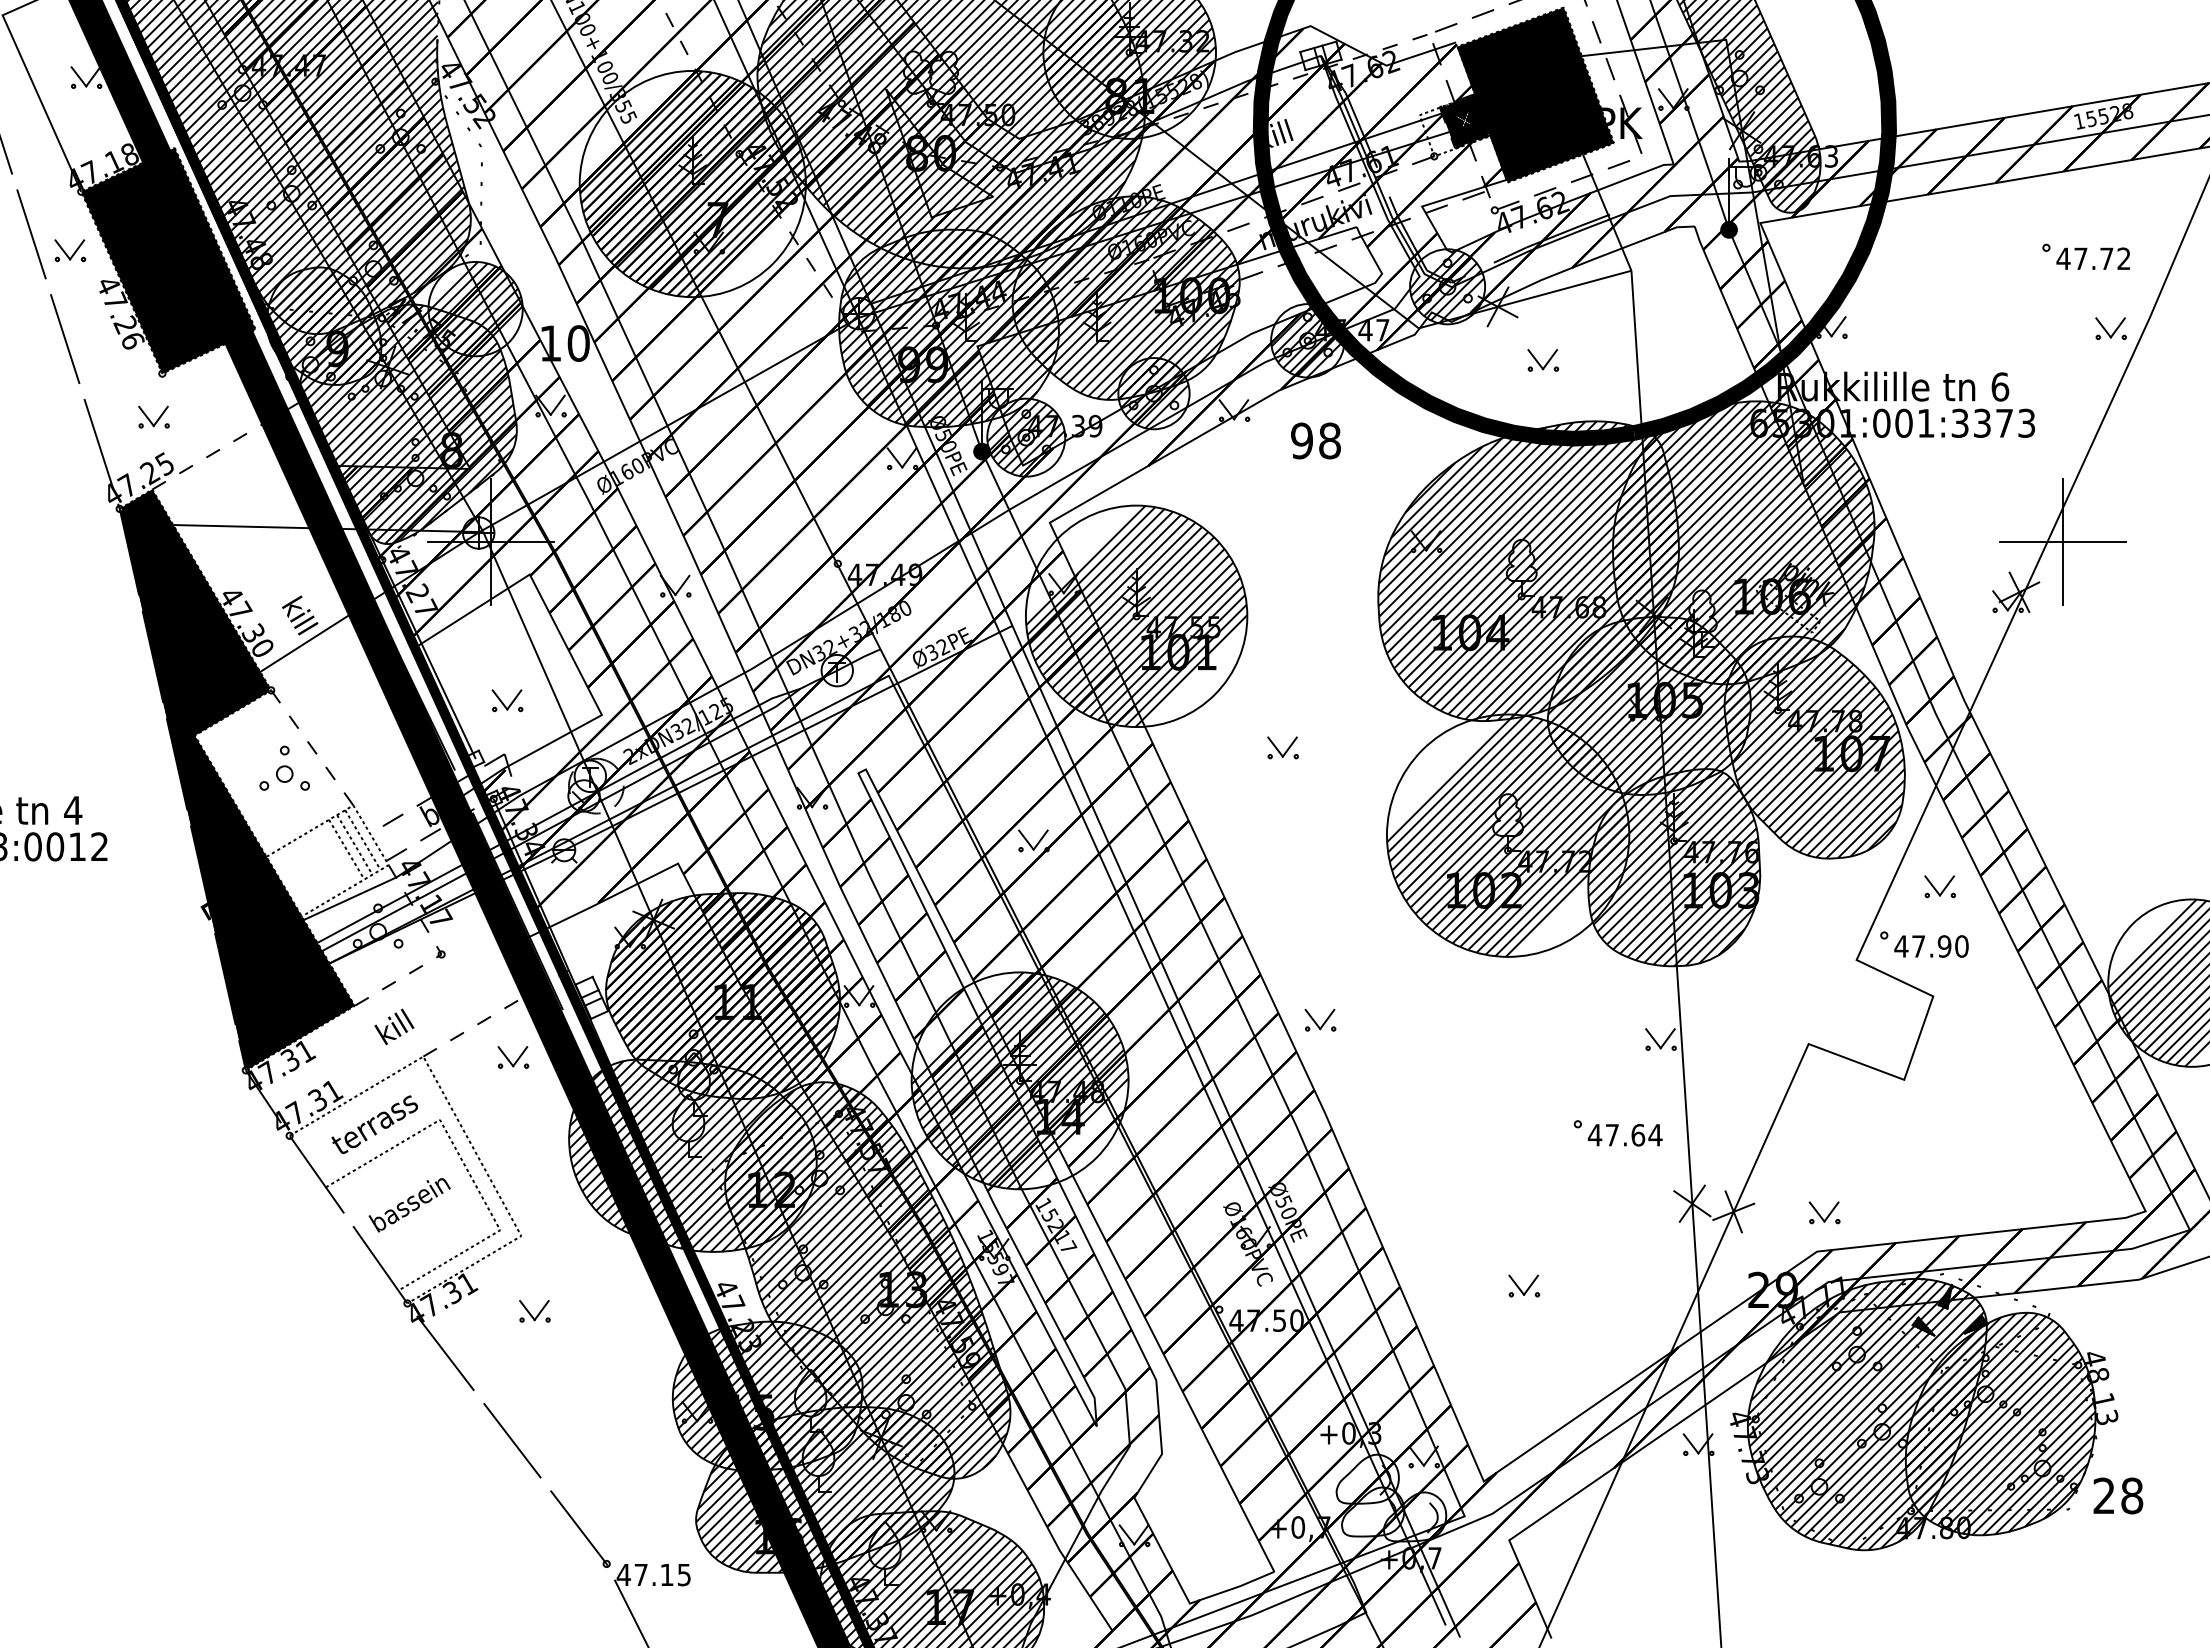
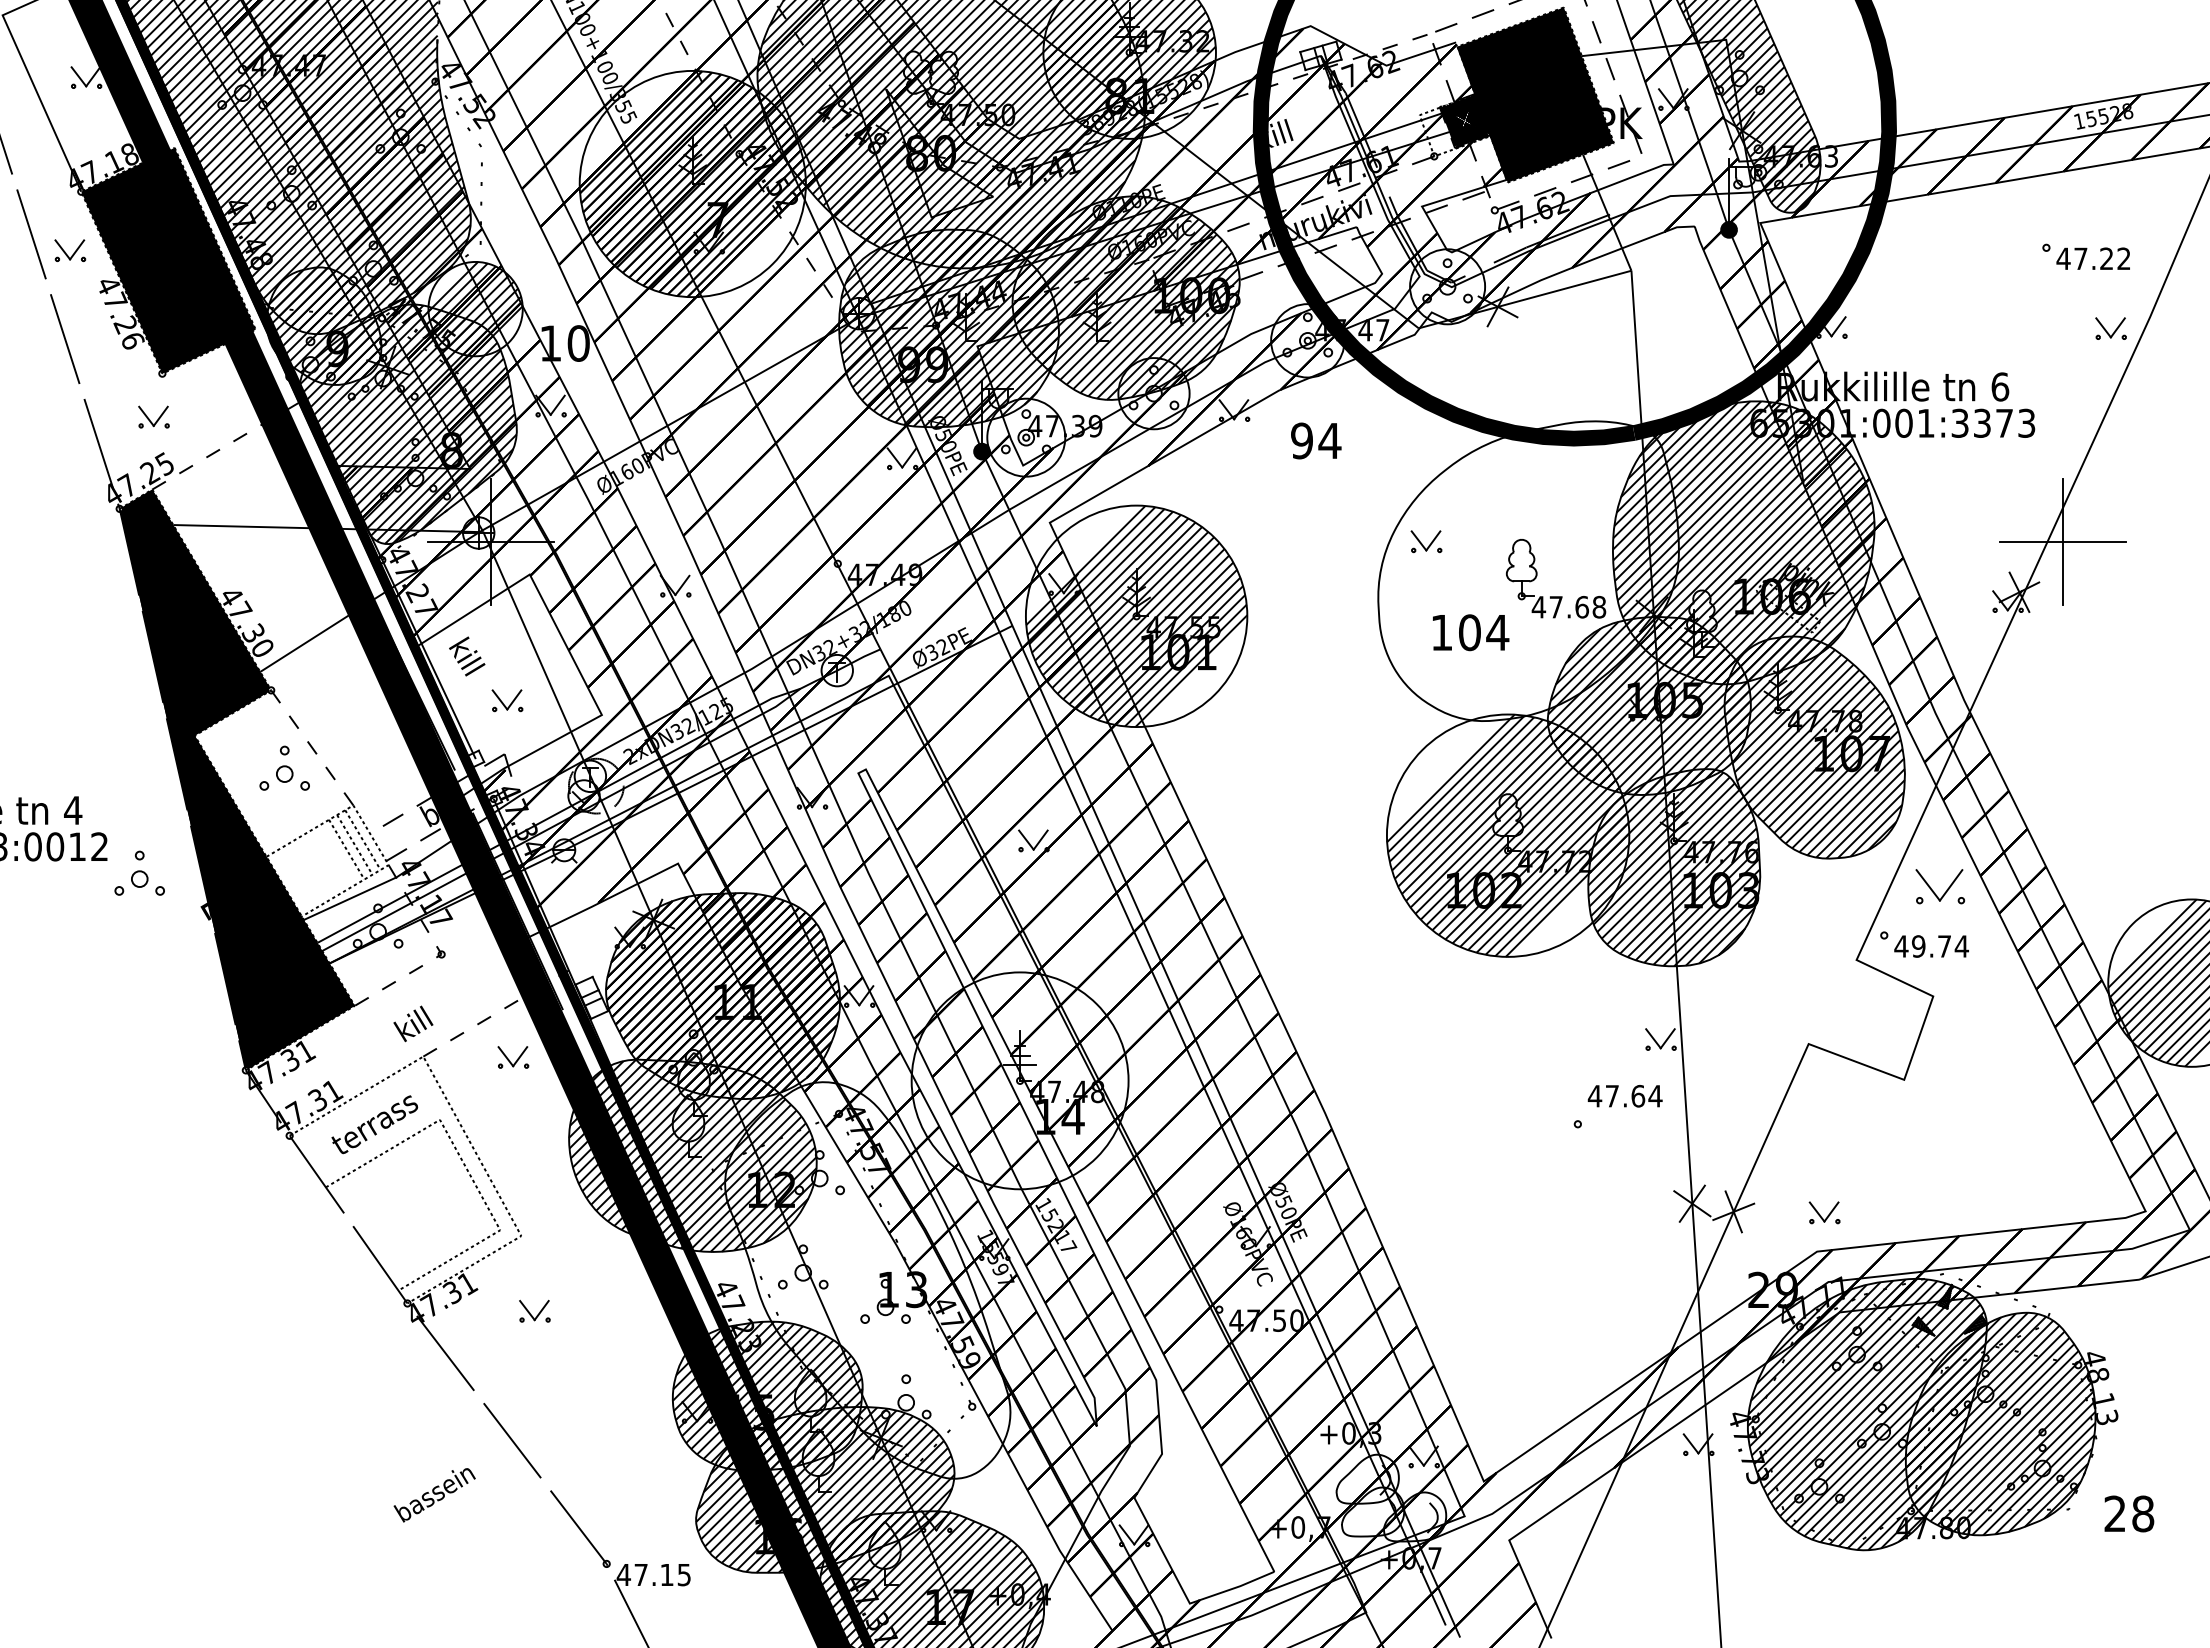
text: 47.72 -> 47.22 (2106, 258)
hatch: present -> none (1447, 286)
hatch: present -> none (1307, 340)
part: present -> none (1542, 360)
hatch: present -> none (1153, 393)
hatch: present -> none (1025, 437)
text: 98 -> 94 (1329, 440)
hatch: present -> none (1528, 571)
text position: (300, 615) -> (467, 656) (467, 656)
part: present -> none (1282, 747)
part: none -> present (139, 872)
part size: 32x24 px -> 51x36 px (1940, 886)
text: 47.90 -> 49.74 (1940, 946)
part: present -> none (1320, 1019)
text position: (394, 1026) -> (413, 1023) (413, 1023)
hatch: present -> none (1019, 1080)
text position: (1624, 1135) -> (1624, 1096) (1624, 1096)
text position: (409, 1205) -> (434, 1495) (434, 1495)
hatch: present -> none (867, 1280)
part: present -> none (1523, 1285)
text position: (2118, 1495) -> (2129, 1513) (2129, 1513)
